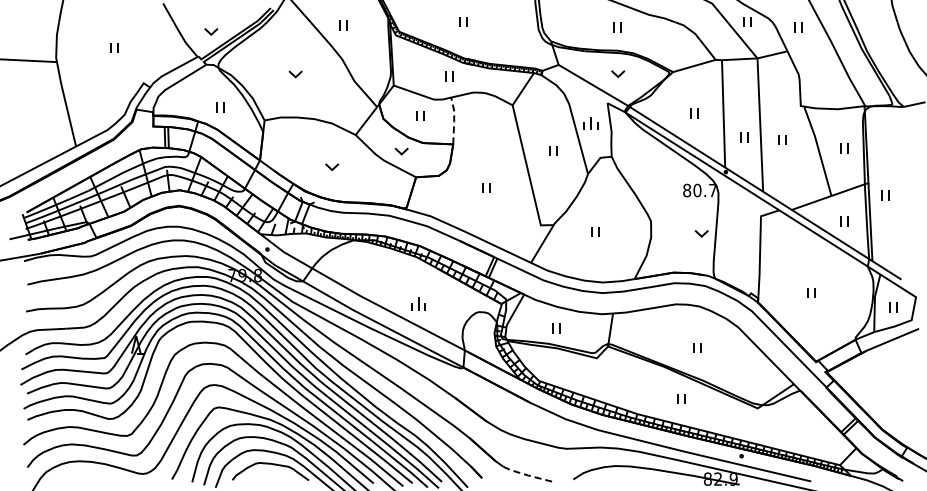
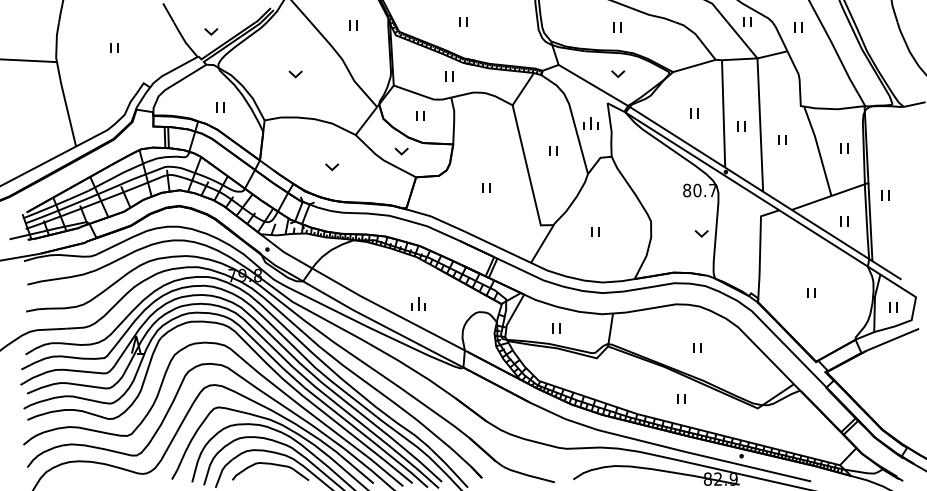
part position: (343, 25) -> (353, 25) (353, 25)
line: dashed -> solid (454, 120)
part position: (744, 137) -> (741, 126) (741, 126)
line: dashed -> solid (528, 475)
